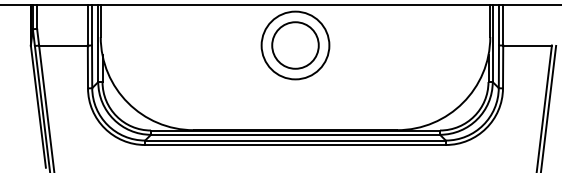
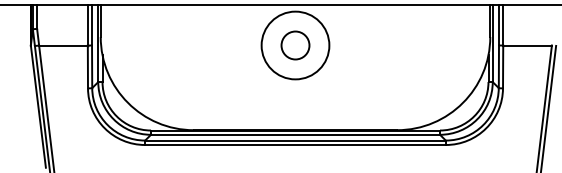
circle diameter: 47 px -> 28 px (295, 45)
